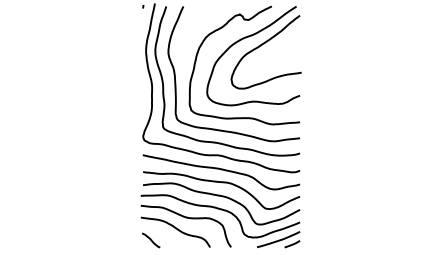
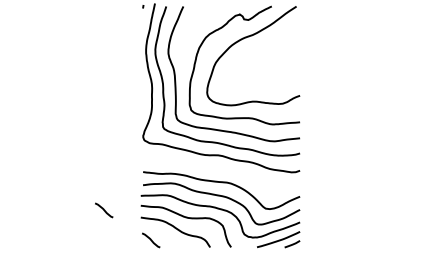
curve: present -> none (262, 45)
curve: present -> none (221, 170)
curve: none -> present (104, 210)
